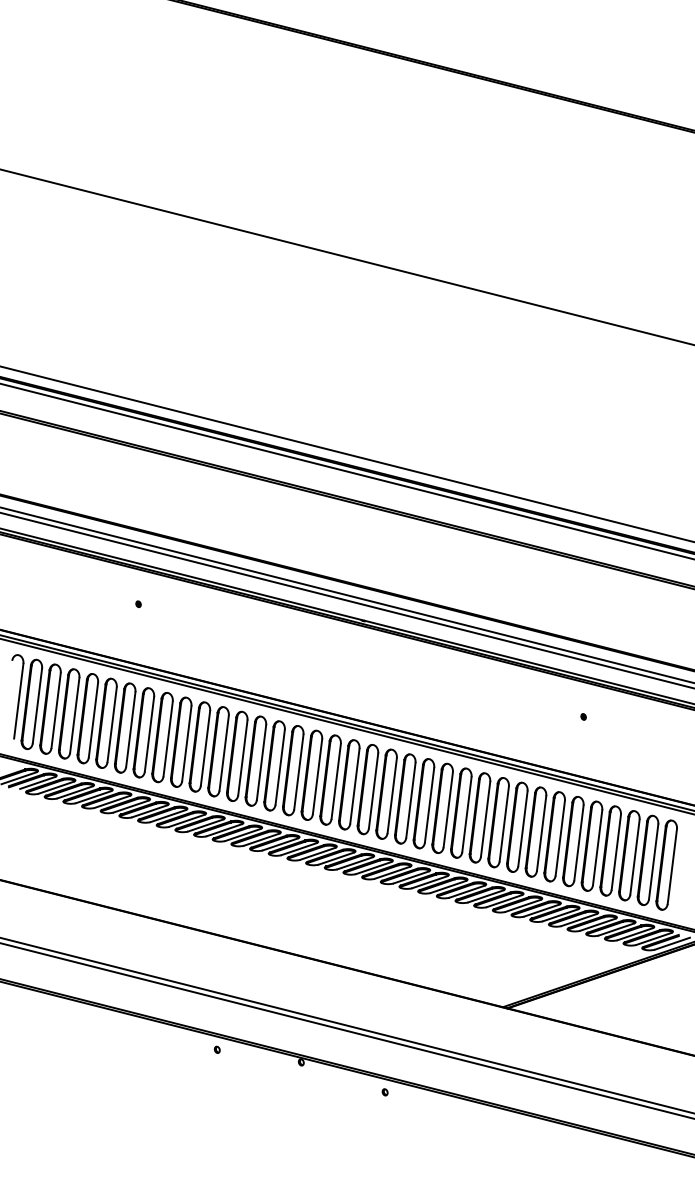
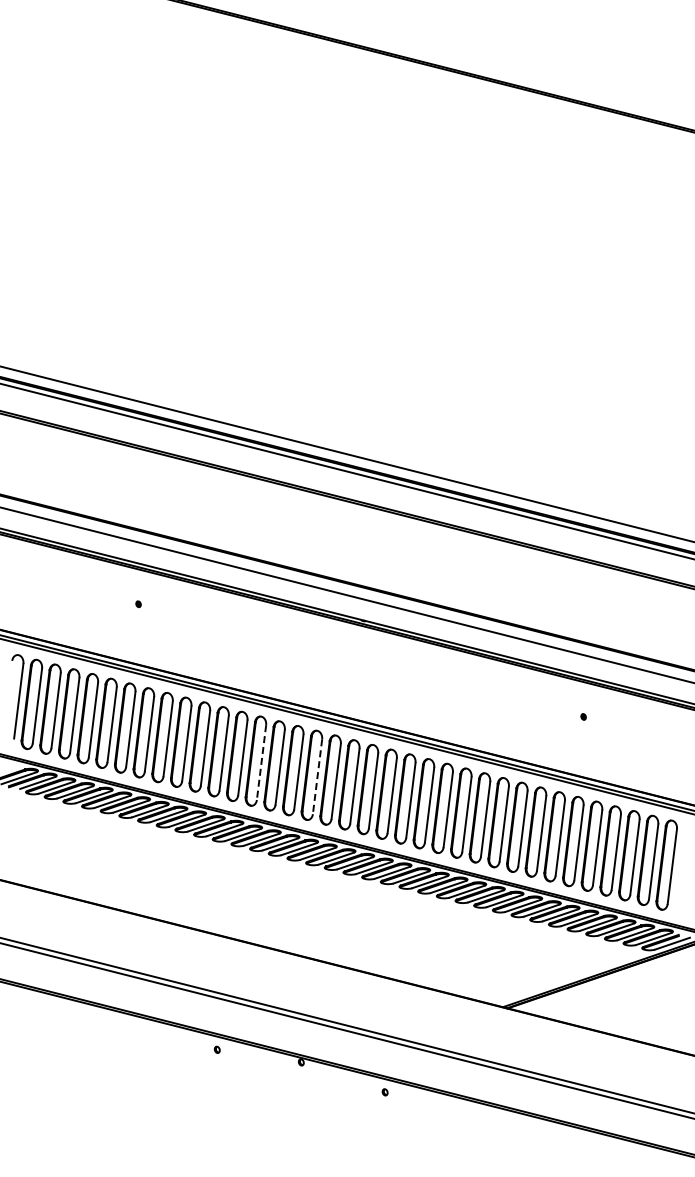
line: present -> none (346, 257)
line: present -> none (346, 600)
line: solid -> dashed (261, 762)
line: solid -> dashed (317, 776)
